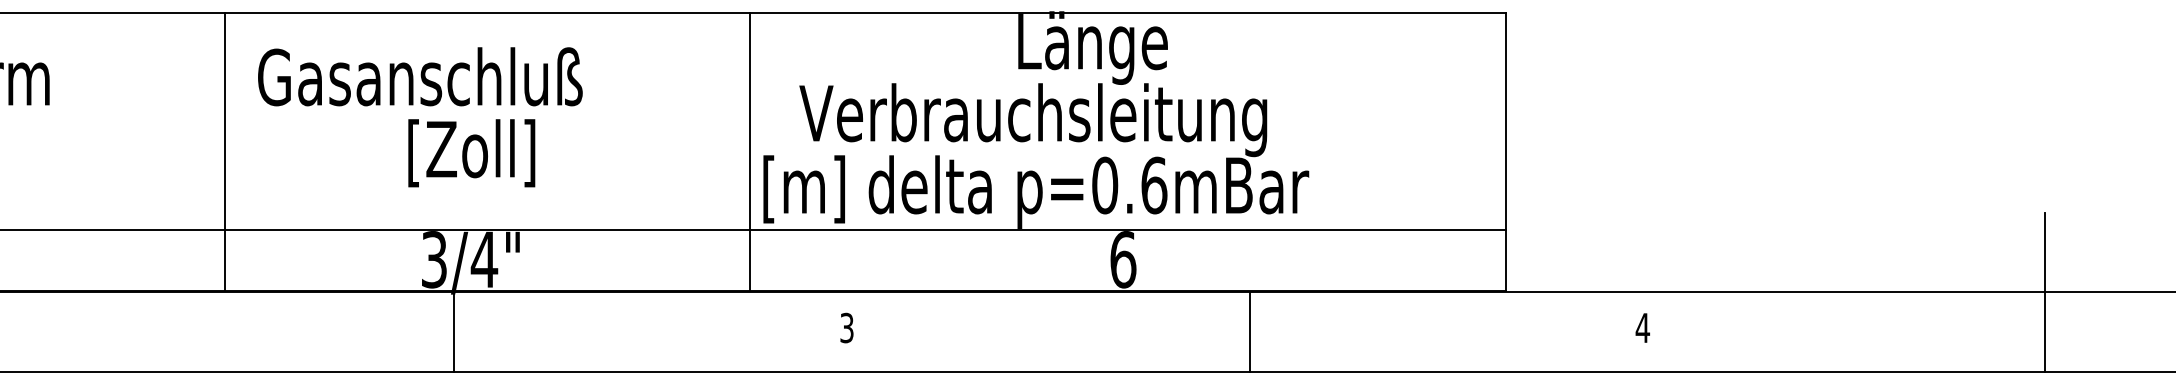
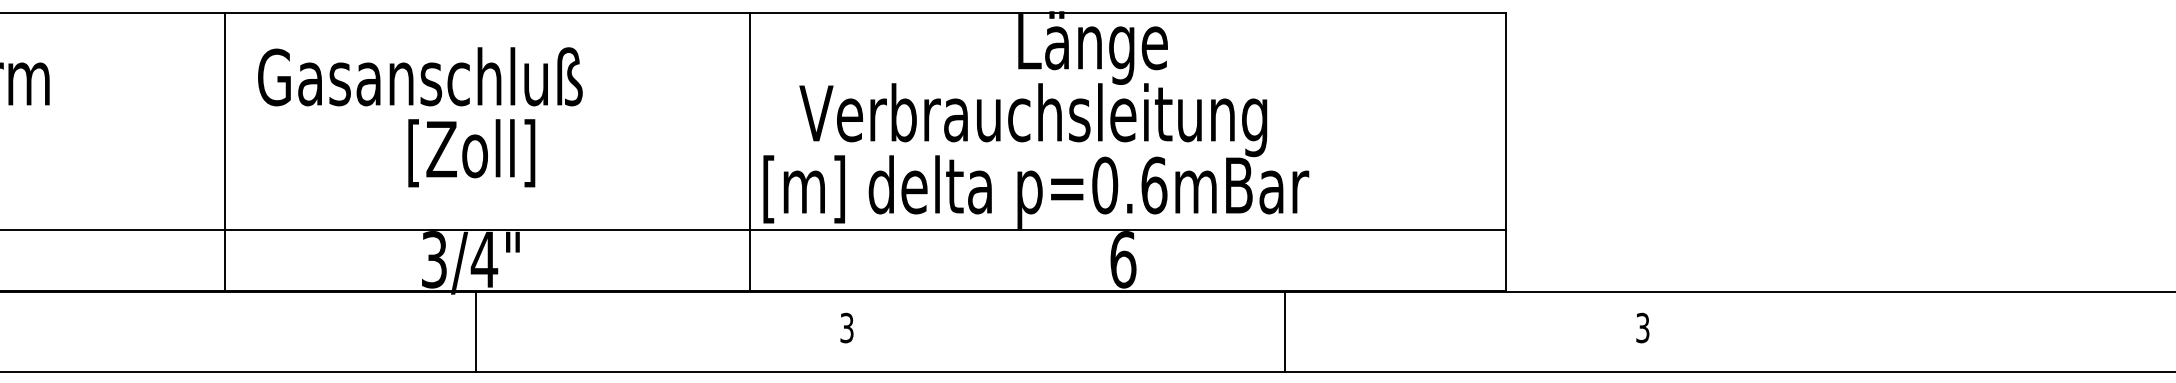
line: present -> none (2045, 291)
text: 4 -> 3 (1642, 327)
line position: (453, 331) -> (475, 331) (475, 331)
line position: (1249, 331) -> (1284, 331) (1284, 331)
